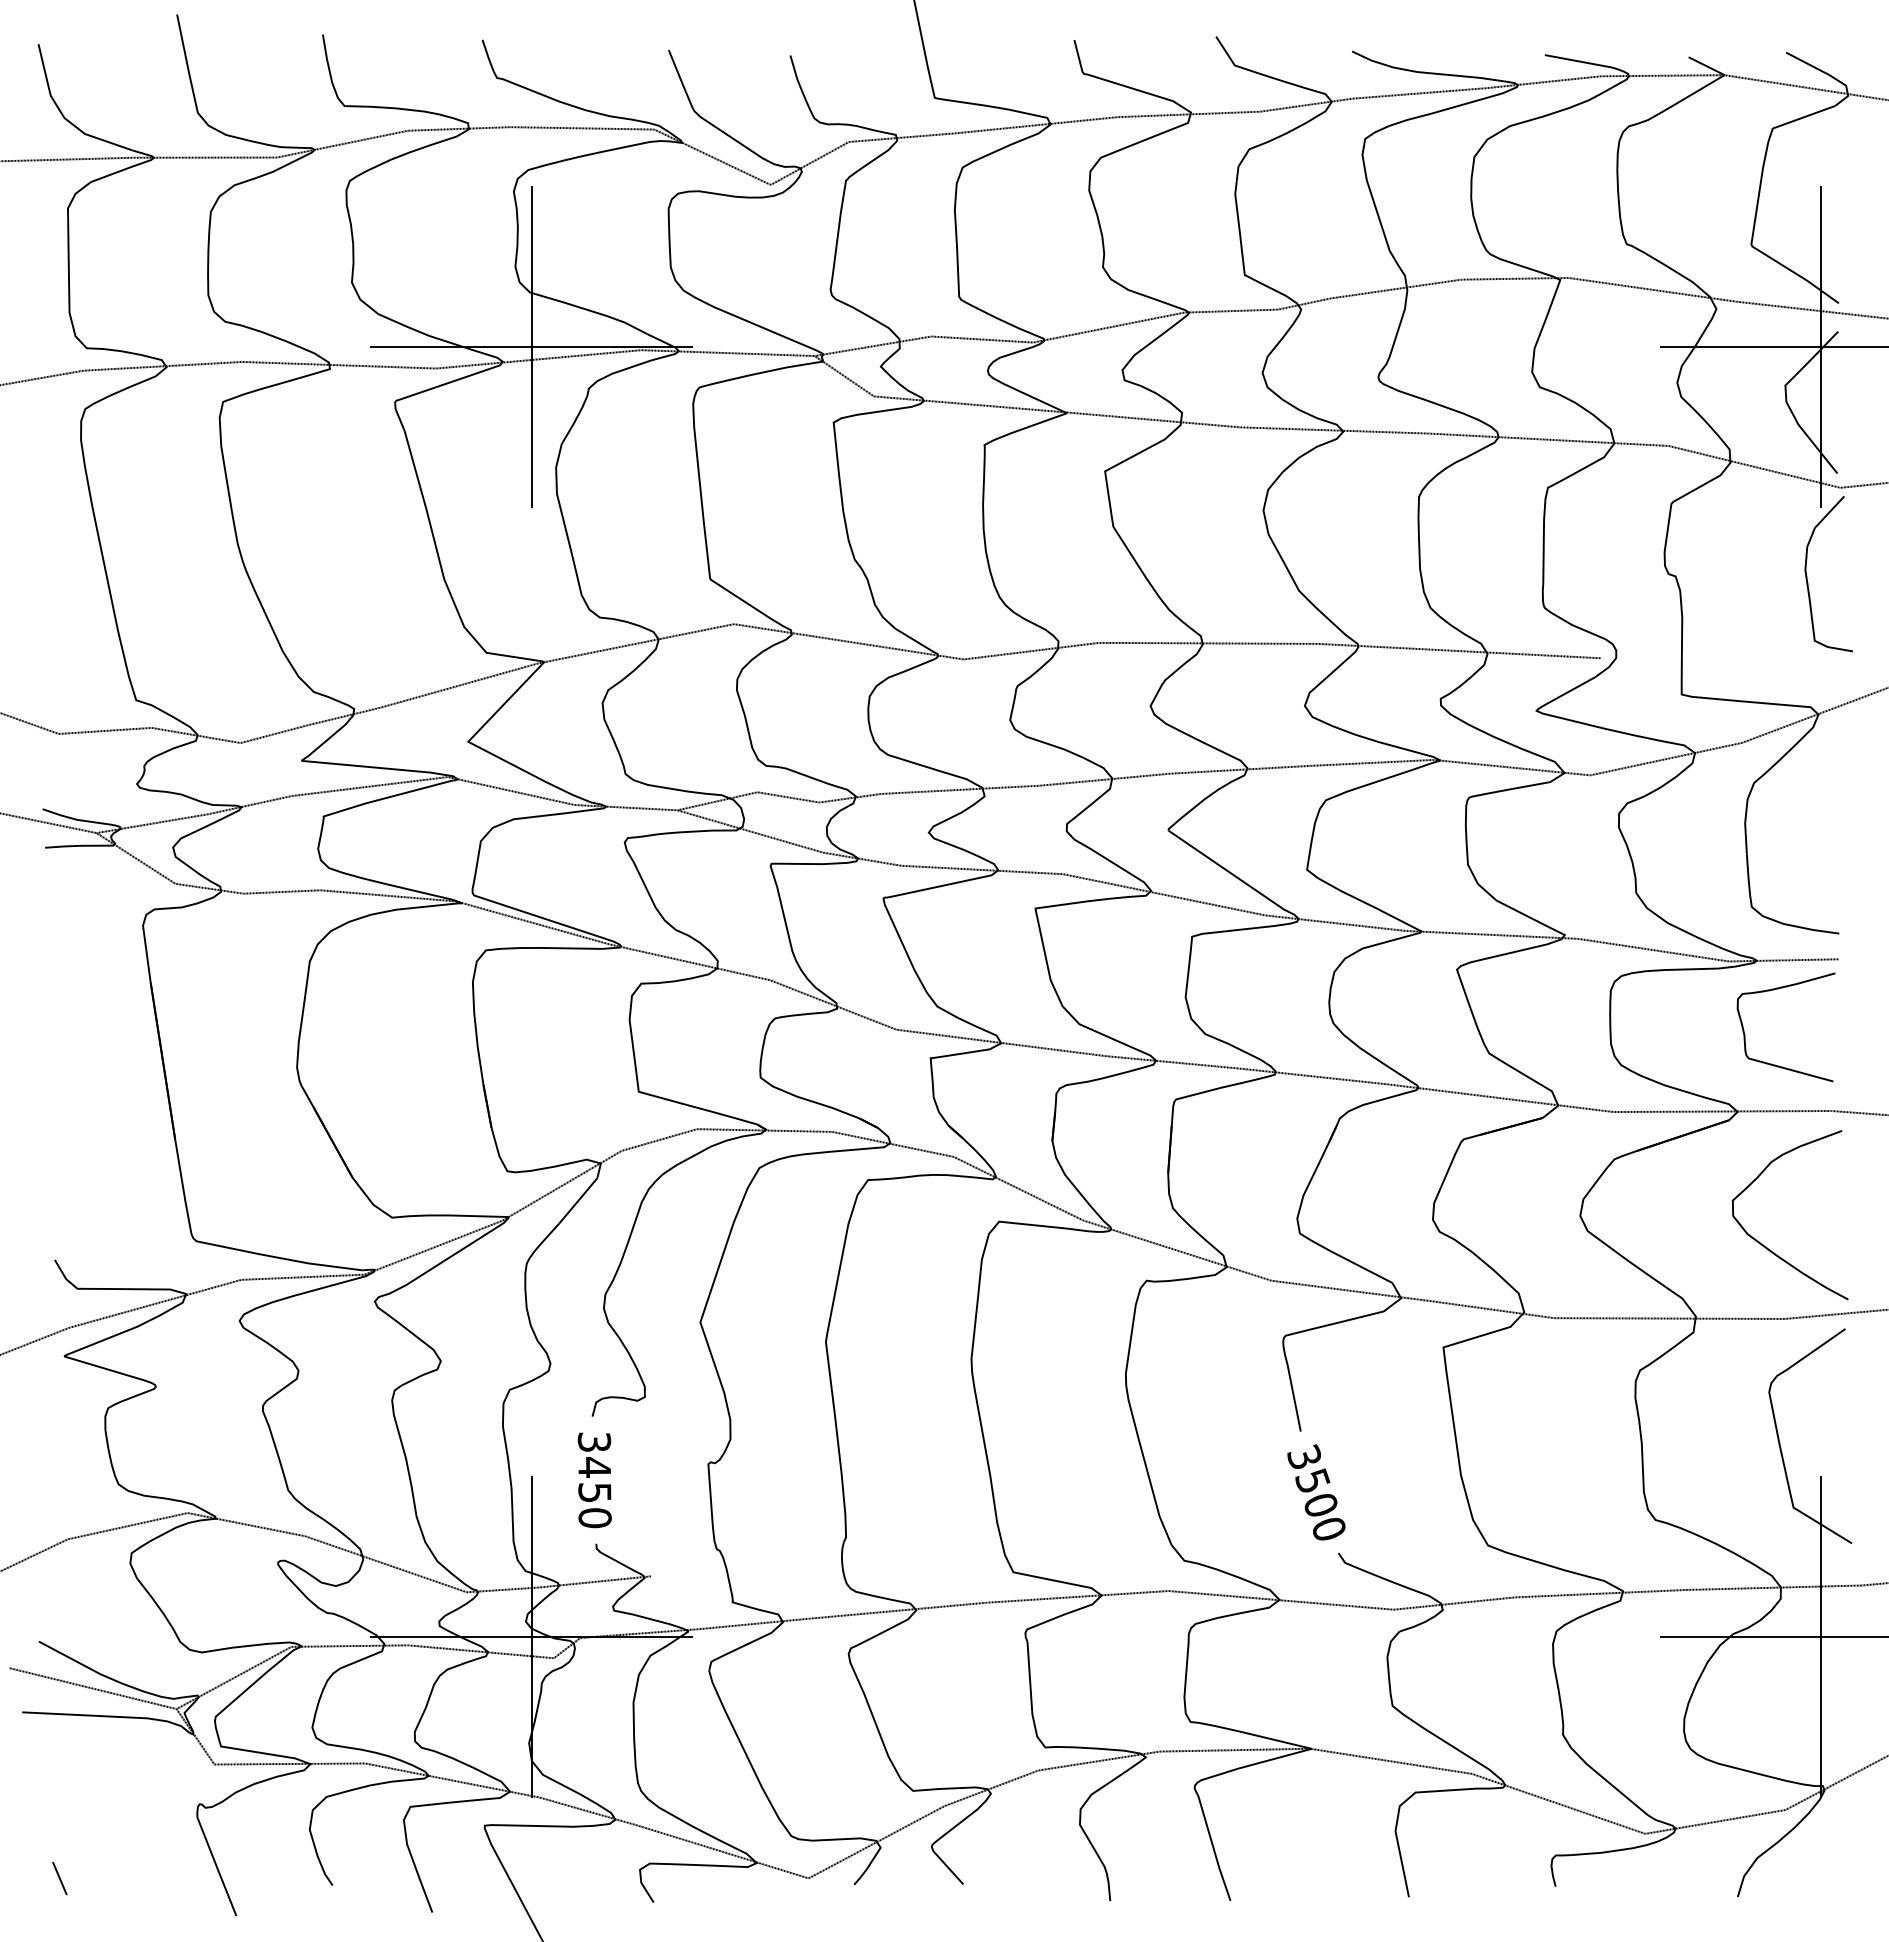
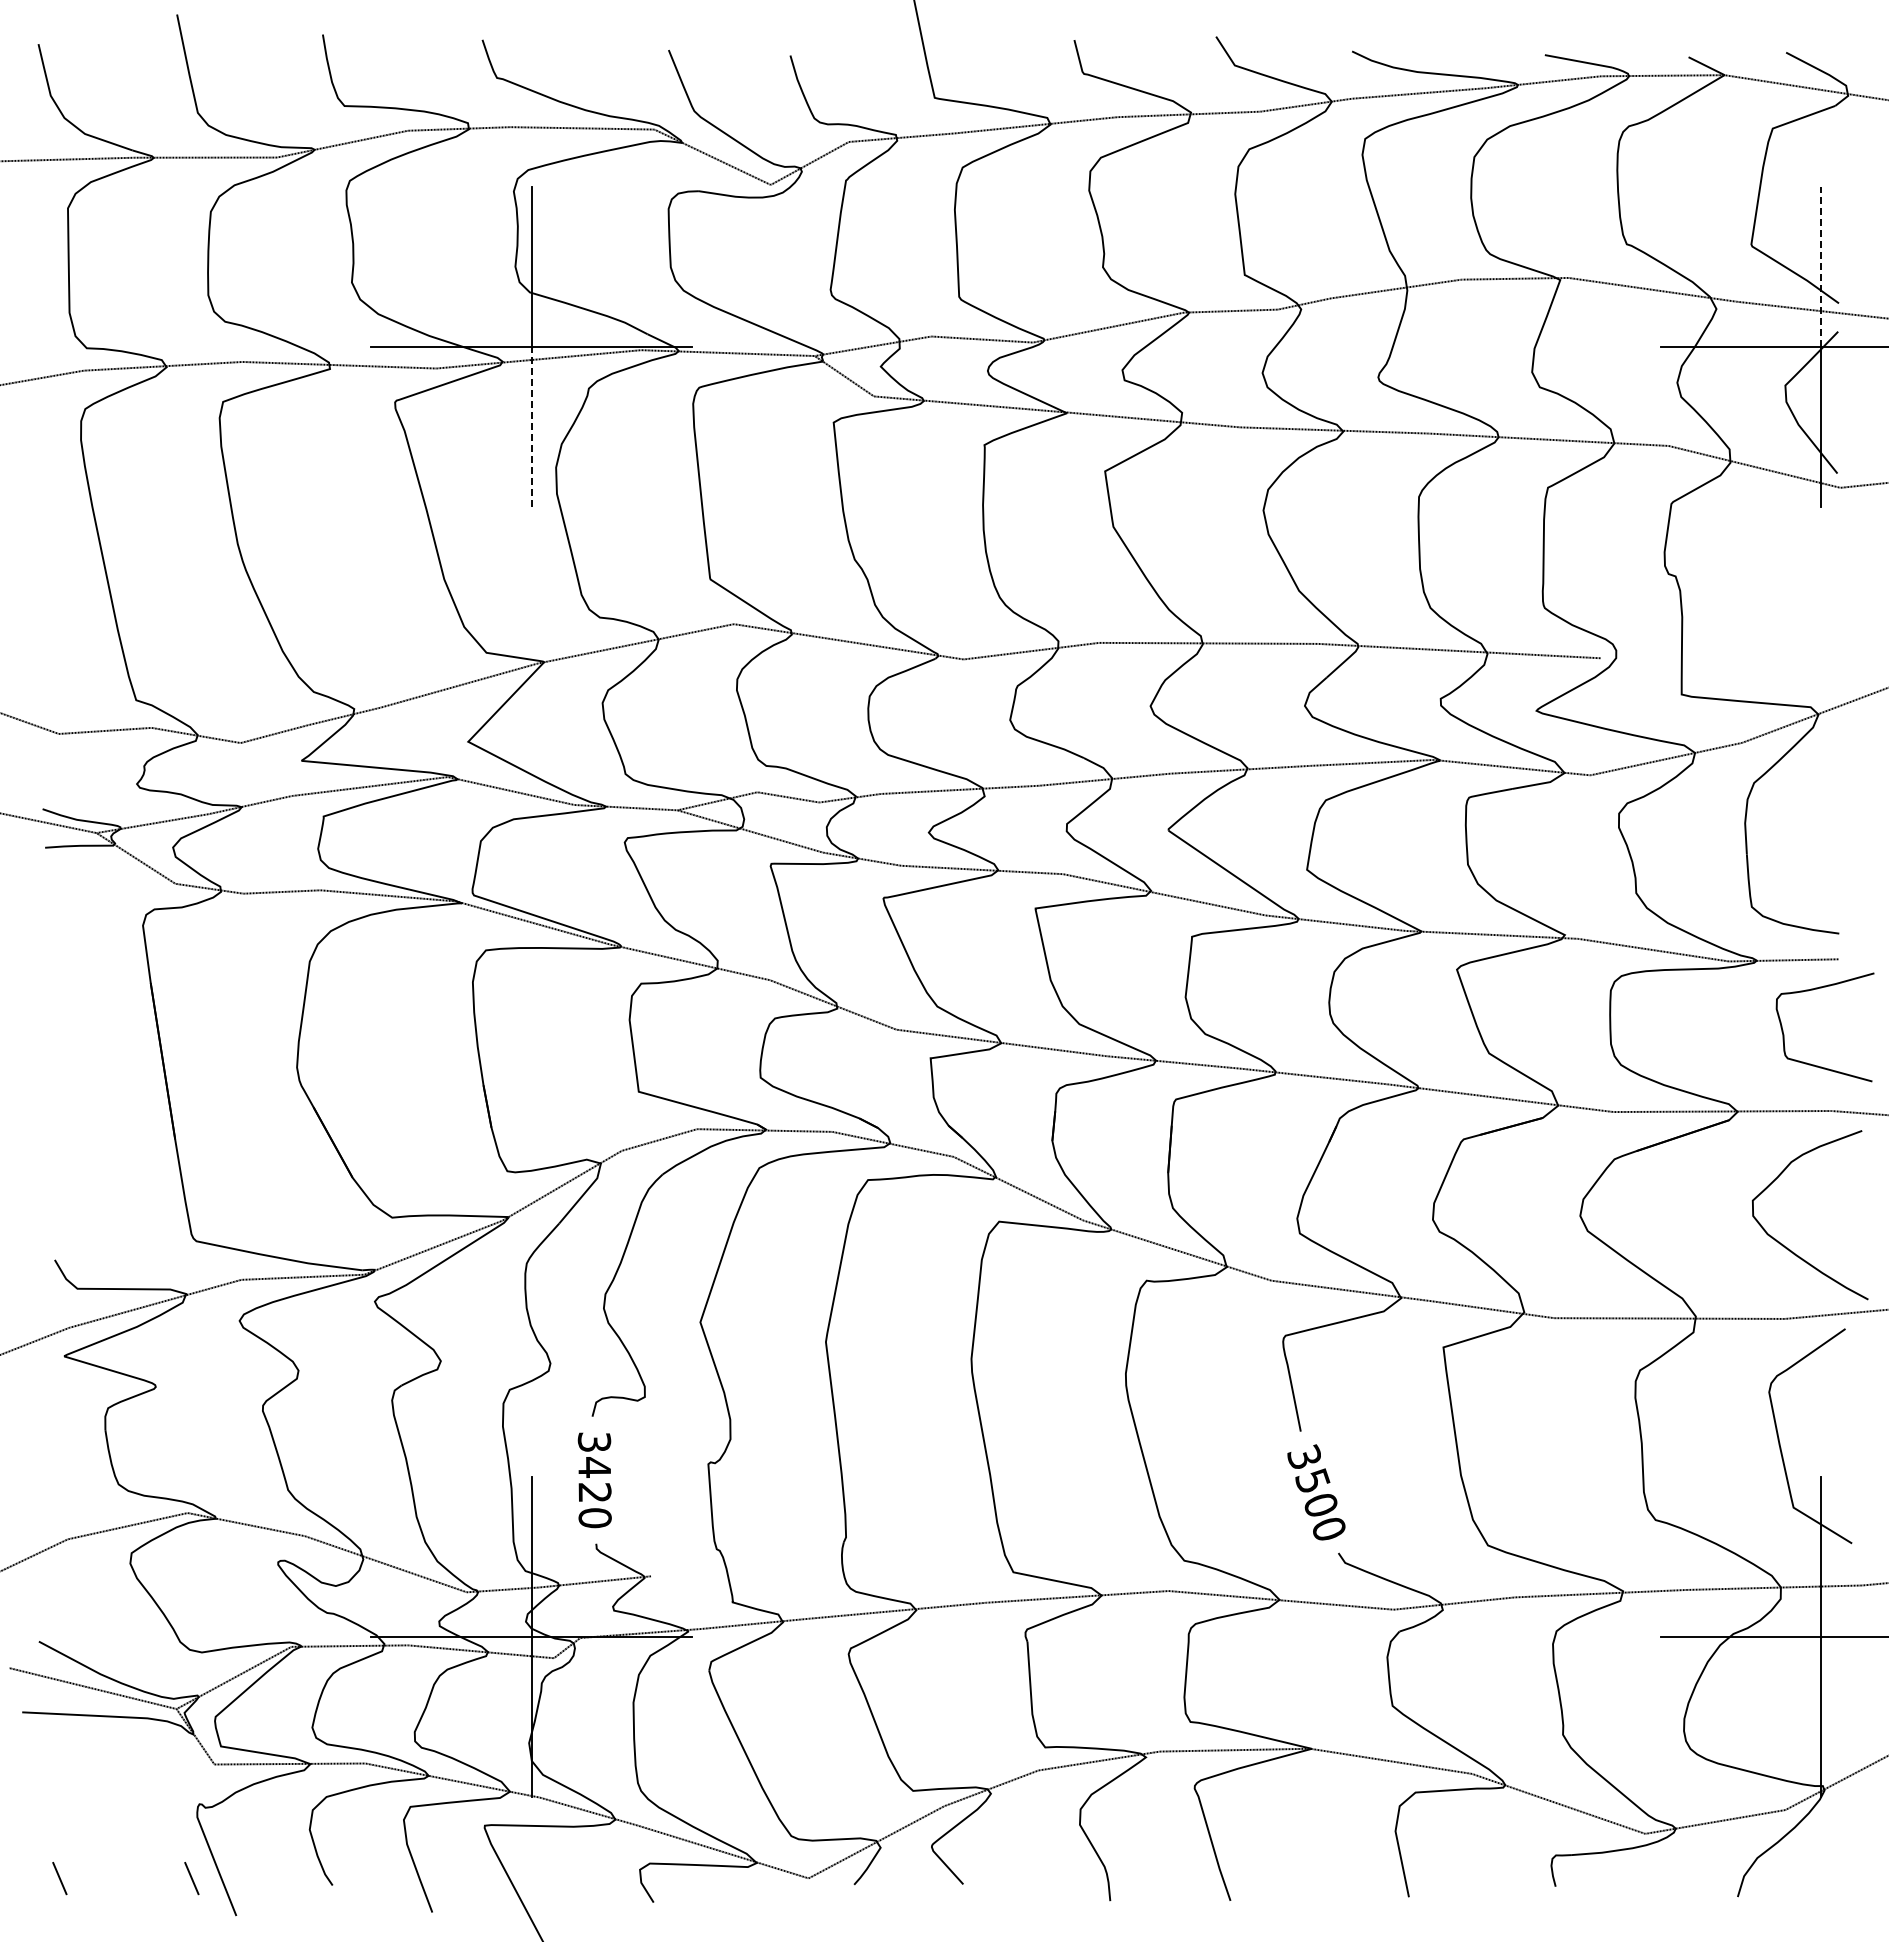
line: solid -> dashed (1821, 266)
line: solid -> dashed (531, 427)
curve: present -> none (1807, 575)
curve position: (1775, 1064) -> (1814, 1064) (1814, 1064)
curve position: (1766, 1246) -> (1786, 1246) (1786, 1246)
text: 3450 -> 3420 (594, 1492)
line: none -> present (191, 1878)
